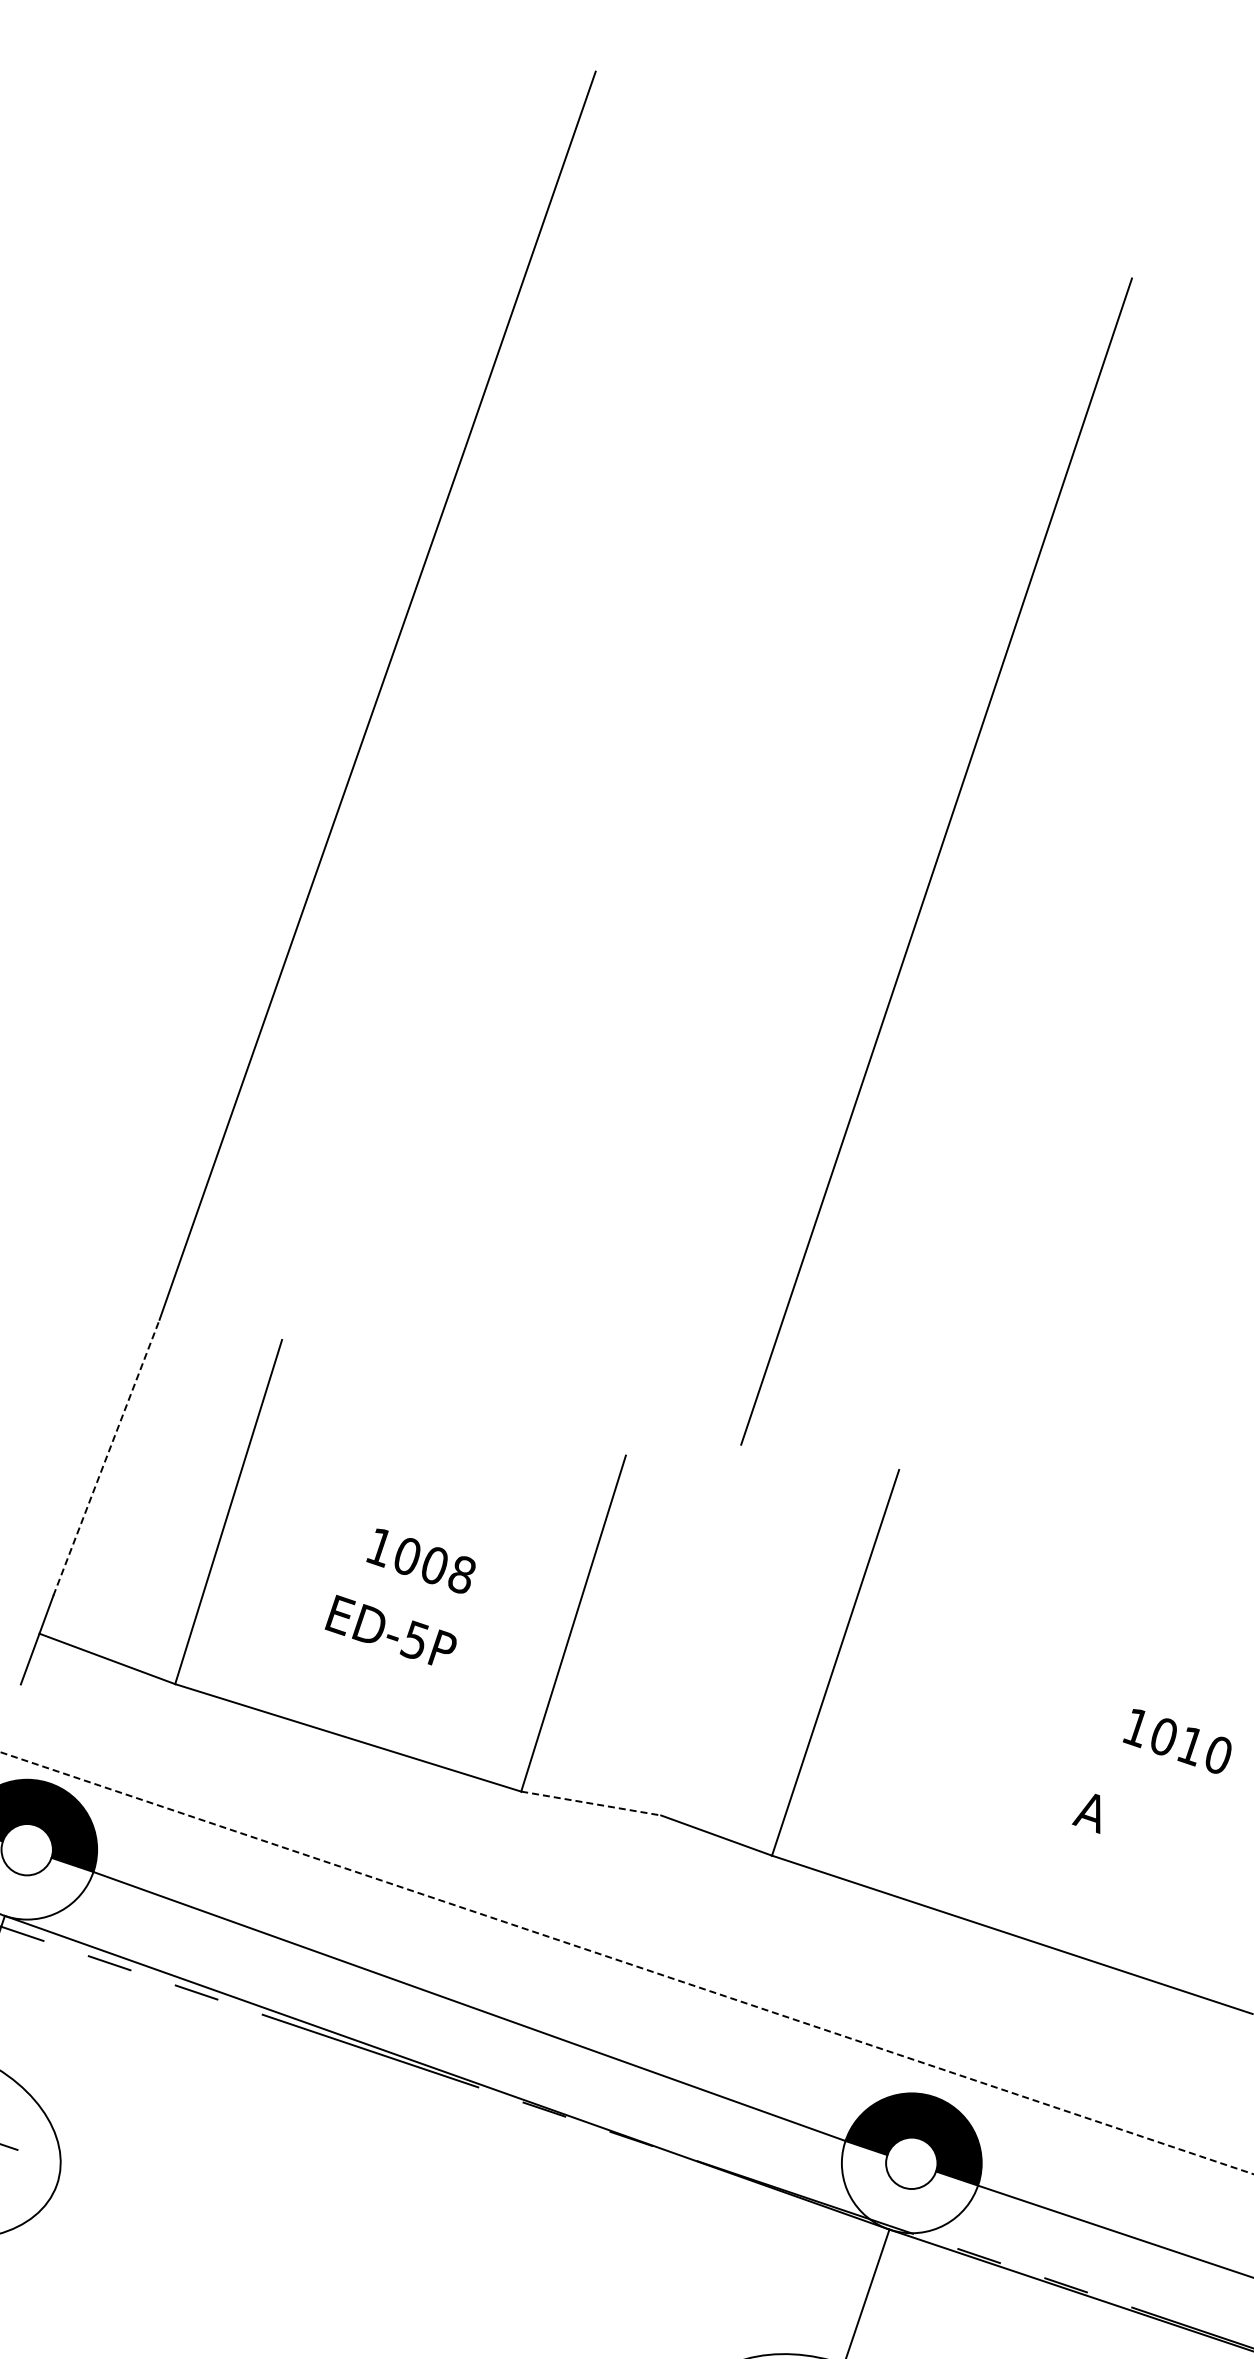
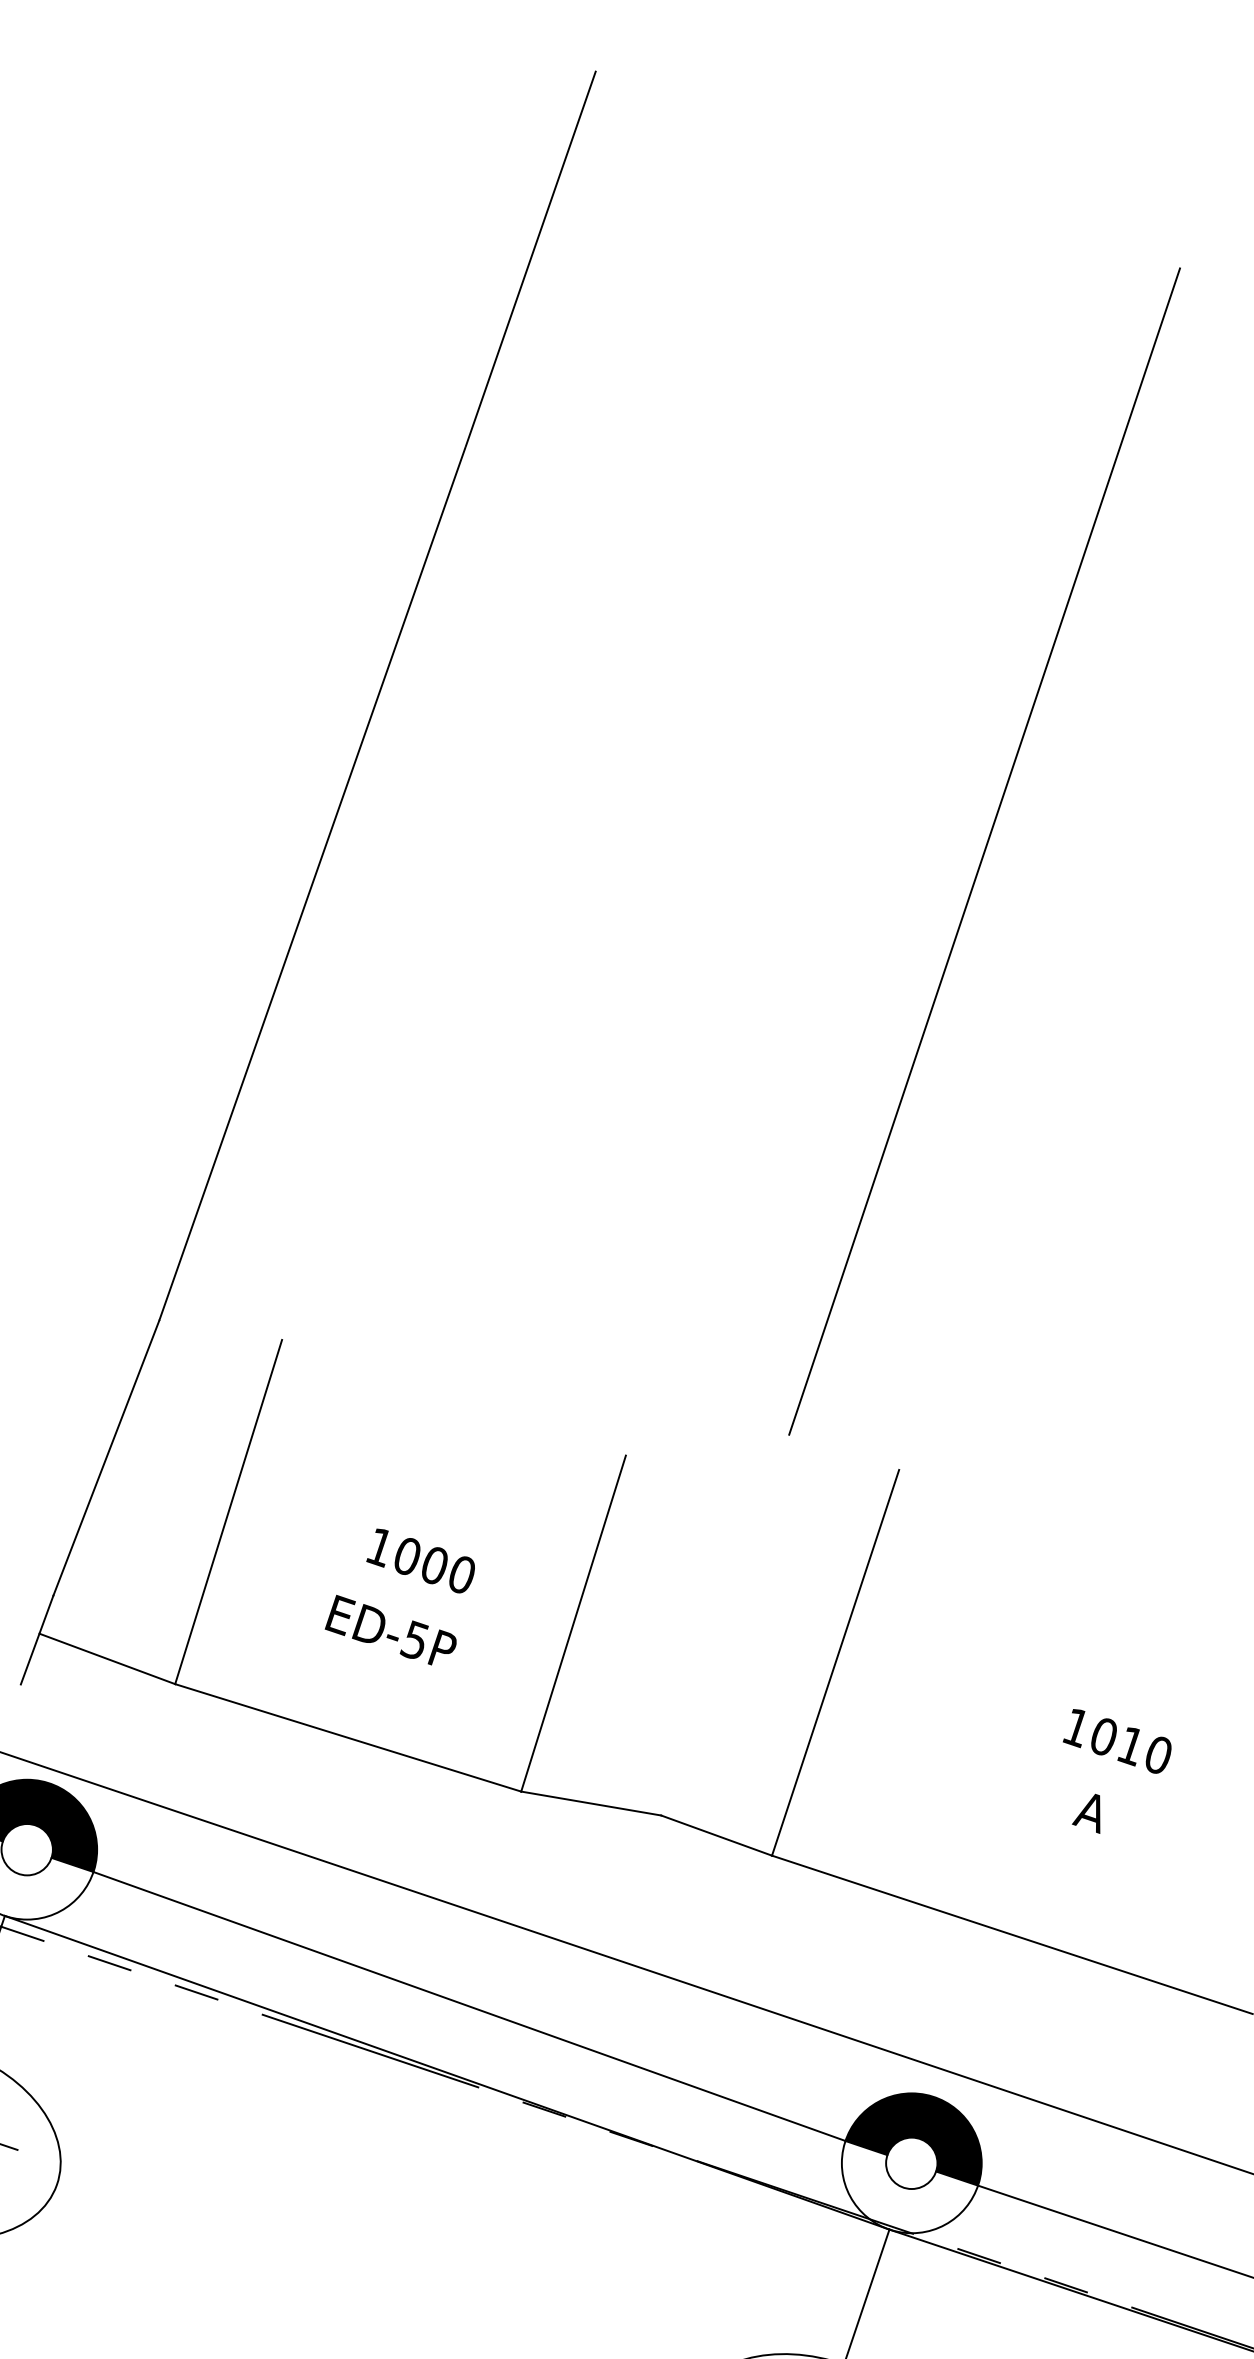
line position: (936, 861) -> (984, 851) (984, 851)
line: dashed -> solid (106, 1457)
text: 1008 -> 1000 (461, 1574)
text position: (1177, 1741) -> (1117, 1741) (1117, 1741)
line: dashed -> solid (591, 1803)
line: dashed -> solid (626, 1963)
